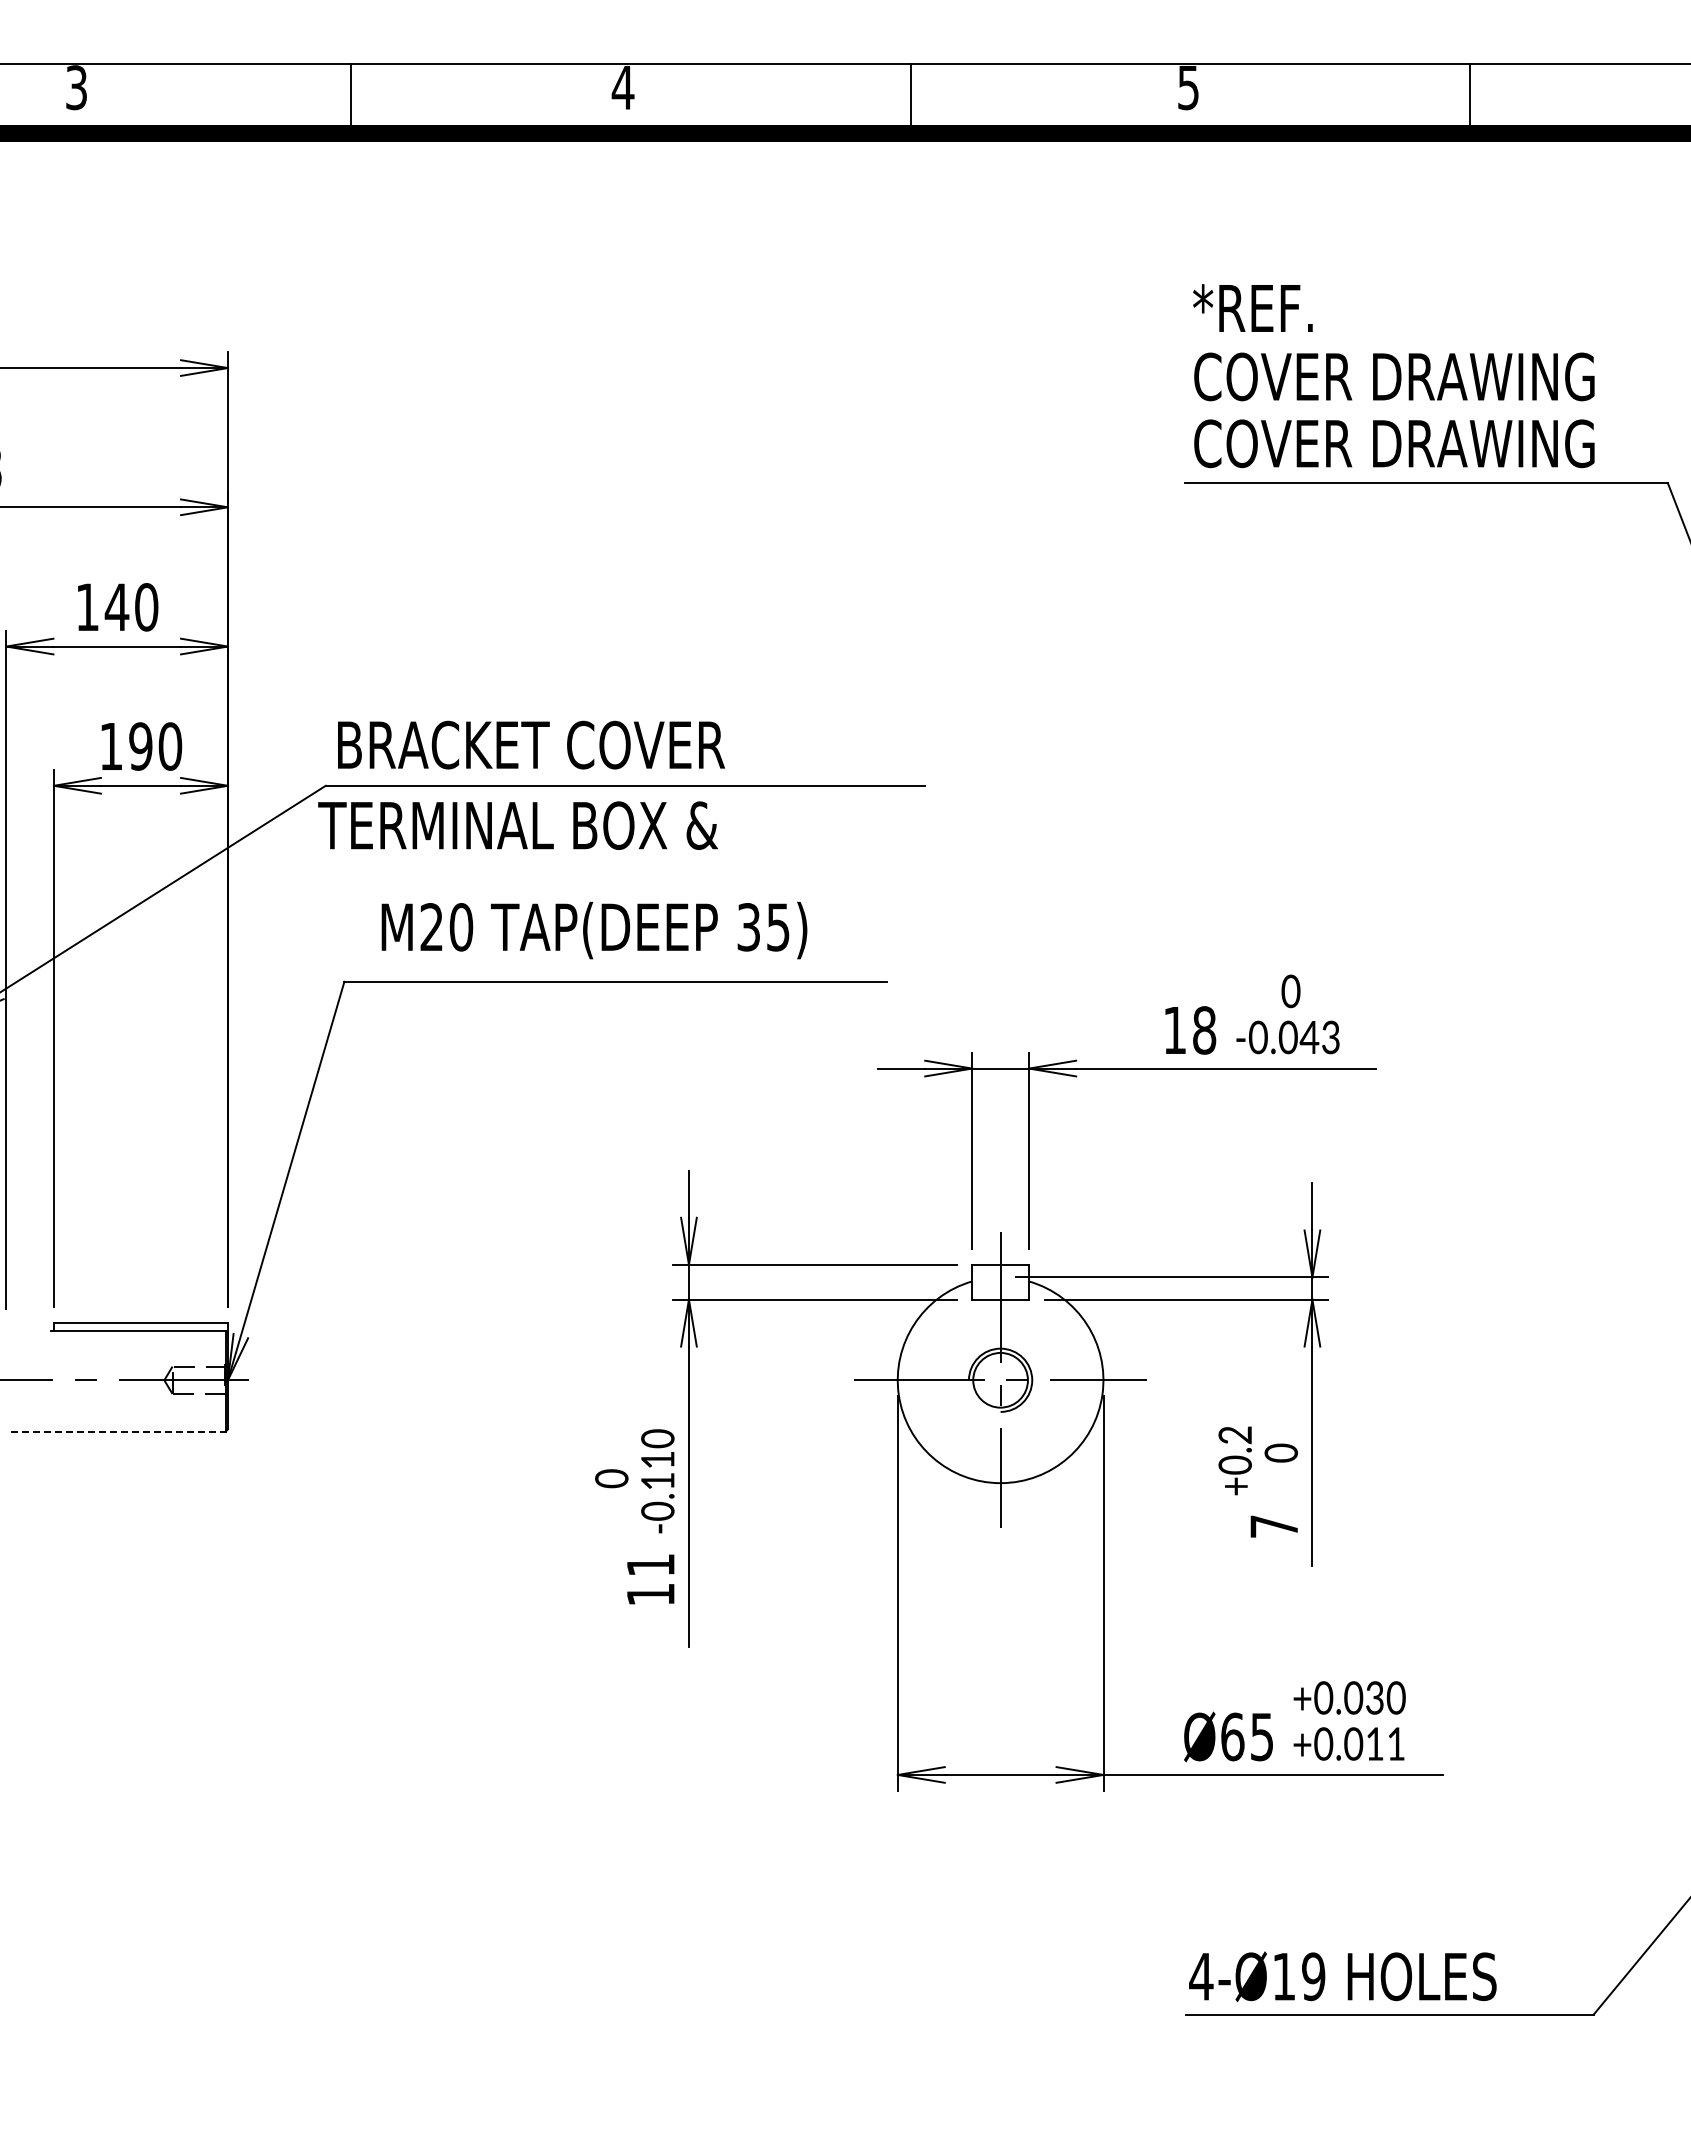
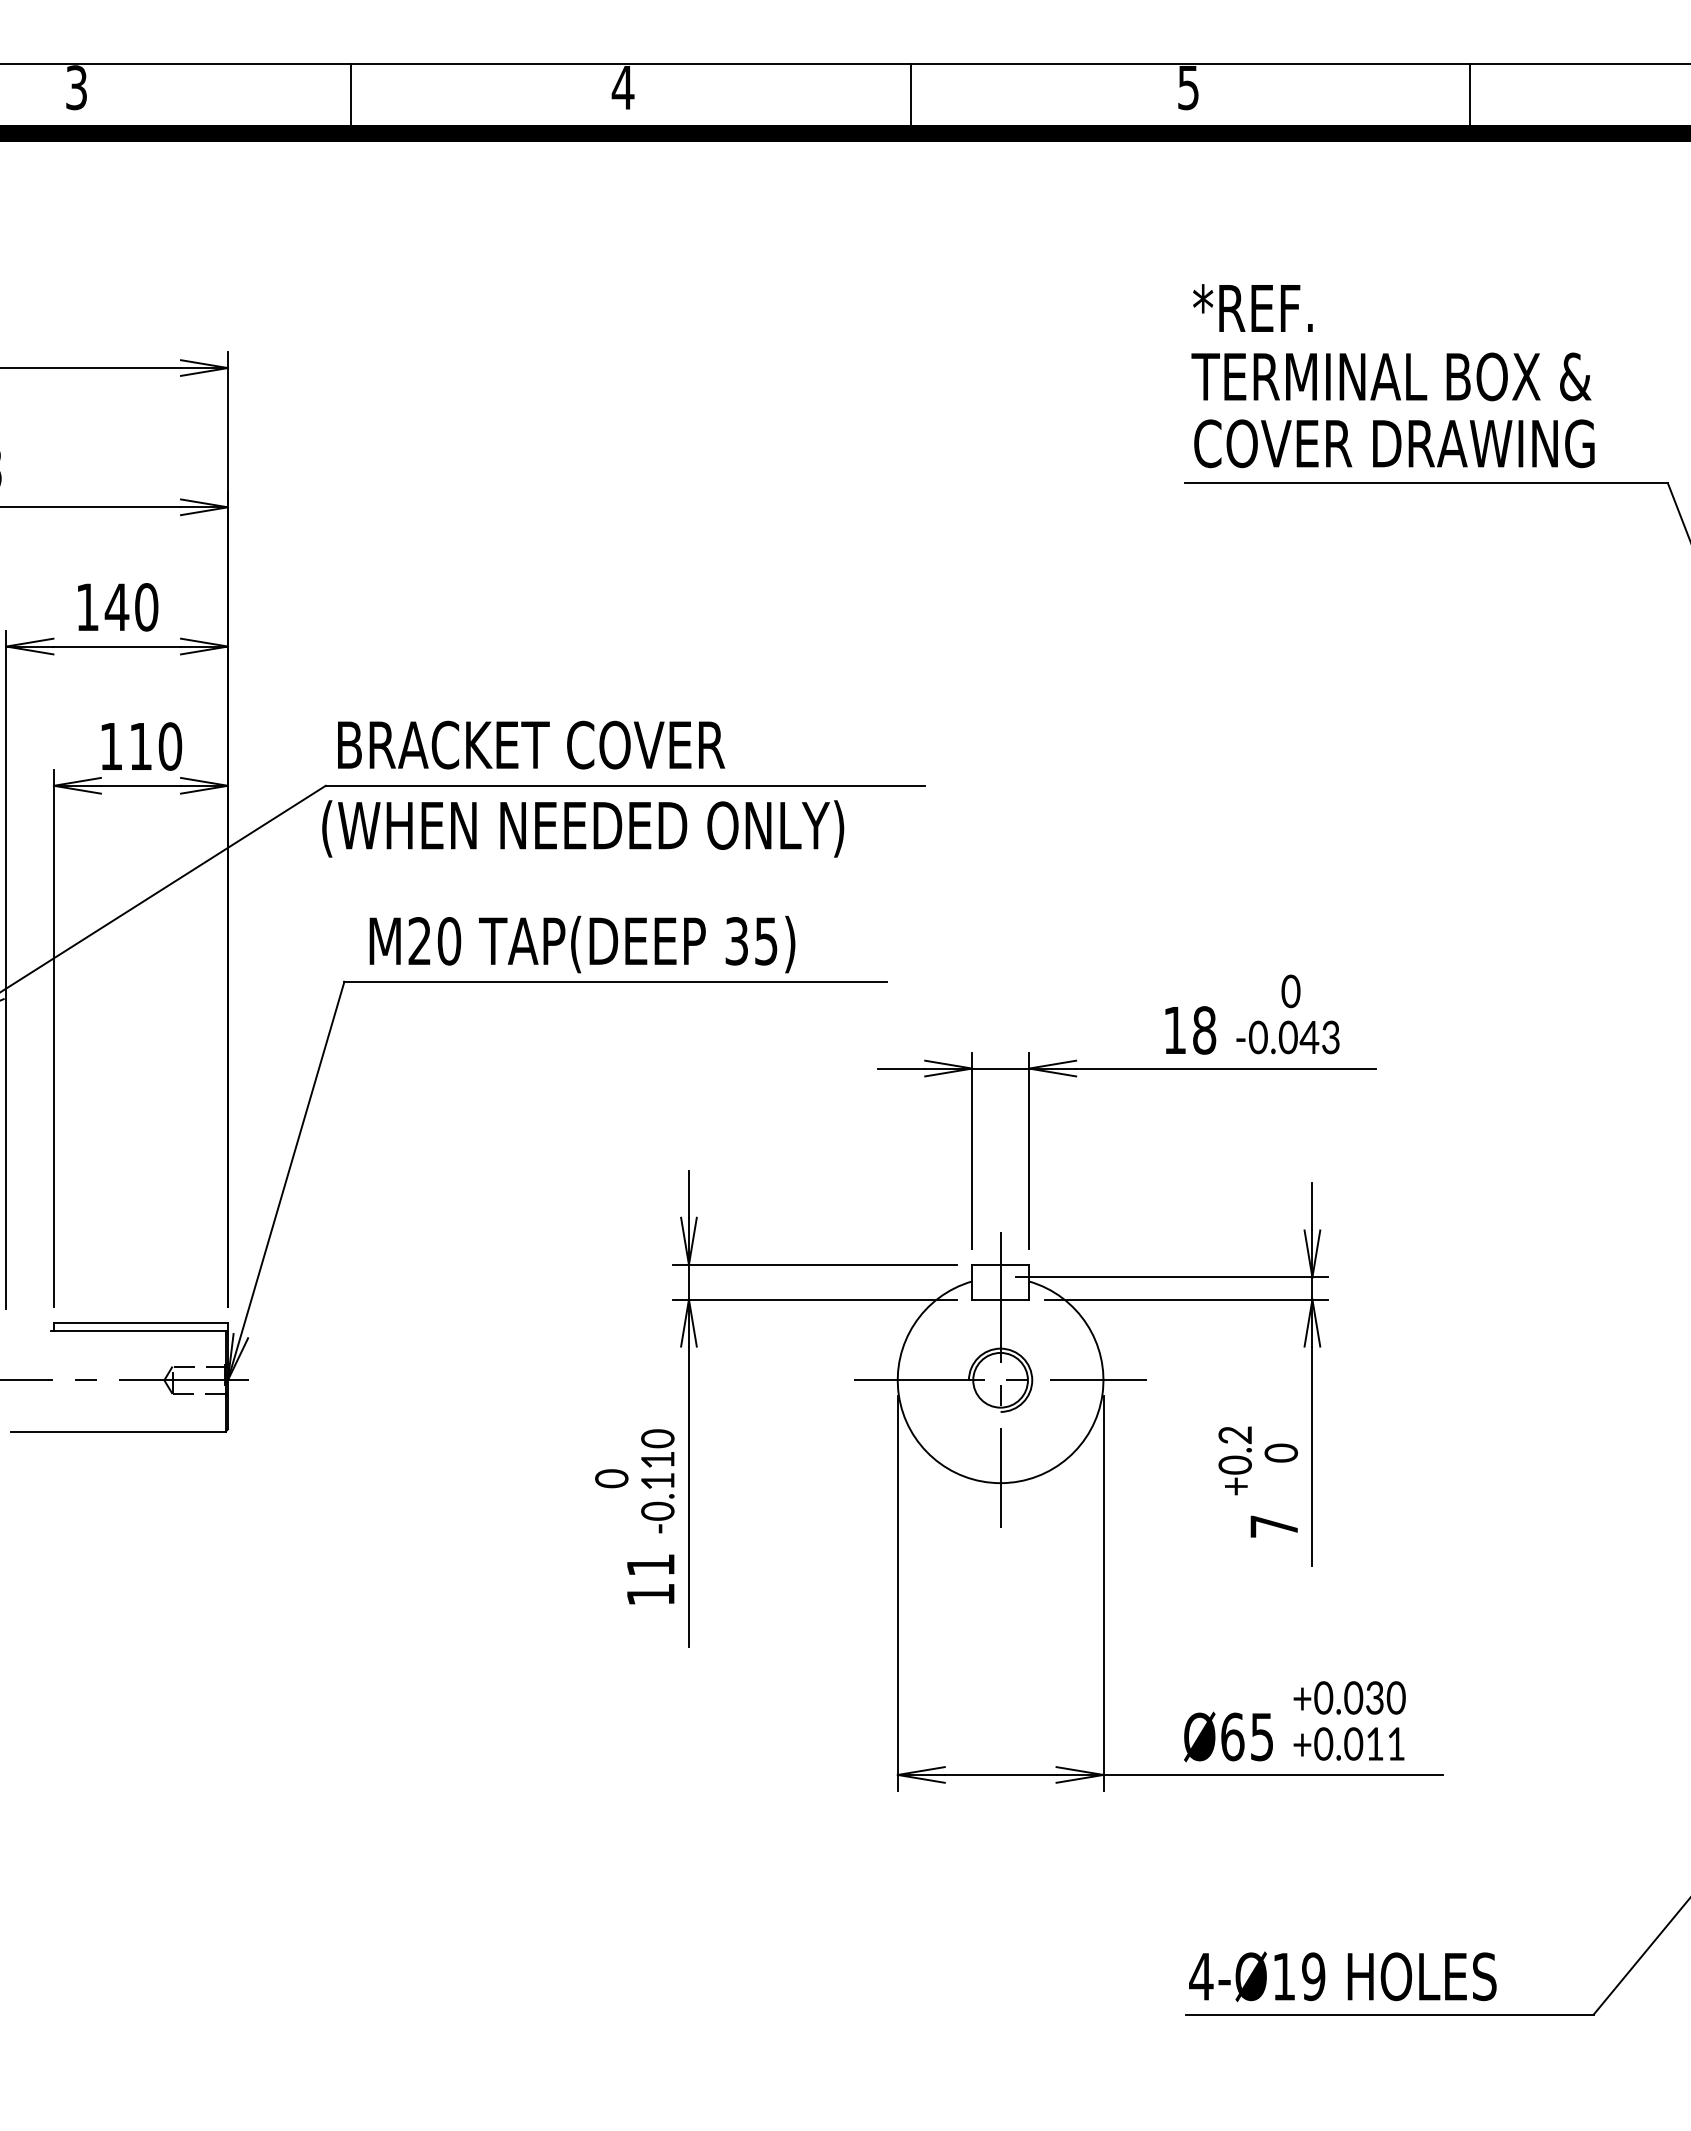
text: COVER DRAWING -> TERMINAL BOX & (1392, 376)
text: 190 -> 110 (140, 746)
text: TERMINAL BOX & -> (WHEN NEEDED ONLY) (581, 828)
text position: (594, 930) -> (582, 944) (582, 944)
line: dashed -> solid (118, 1431)
